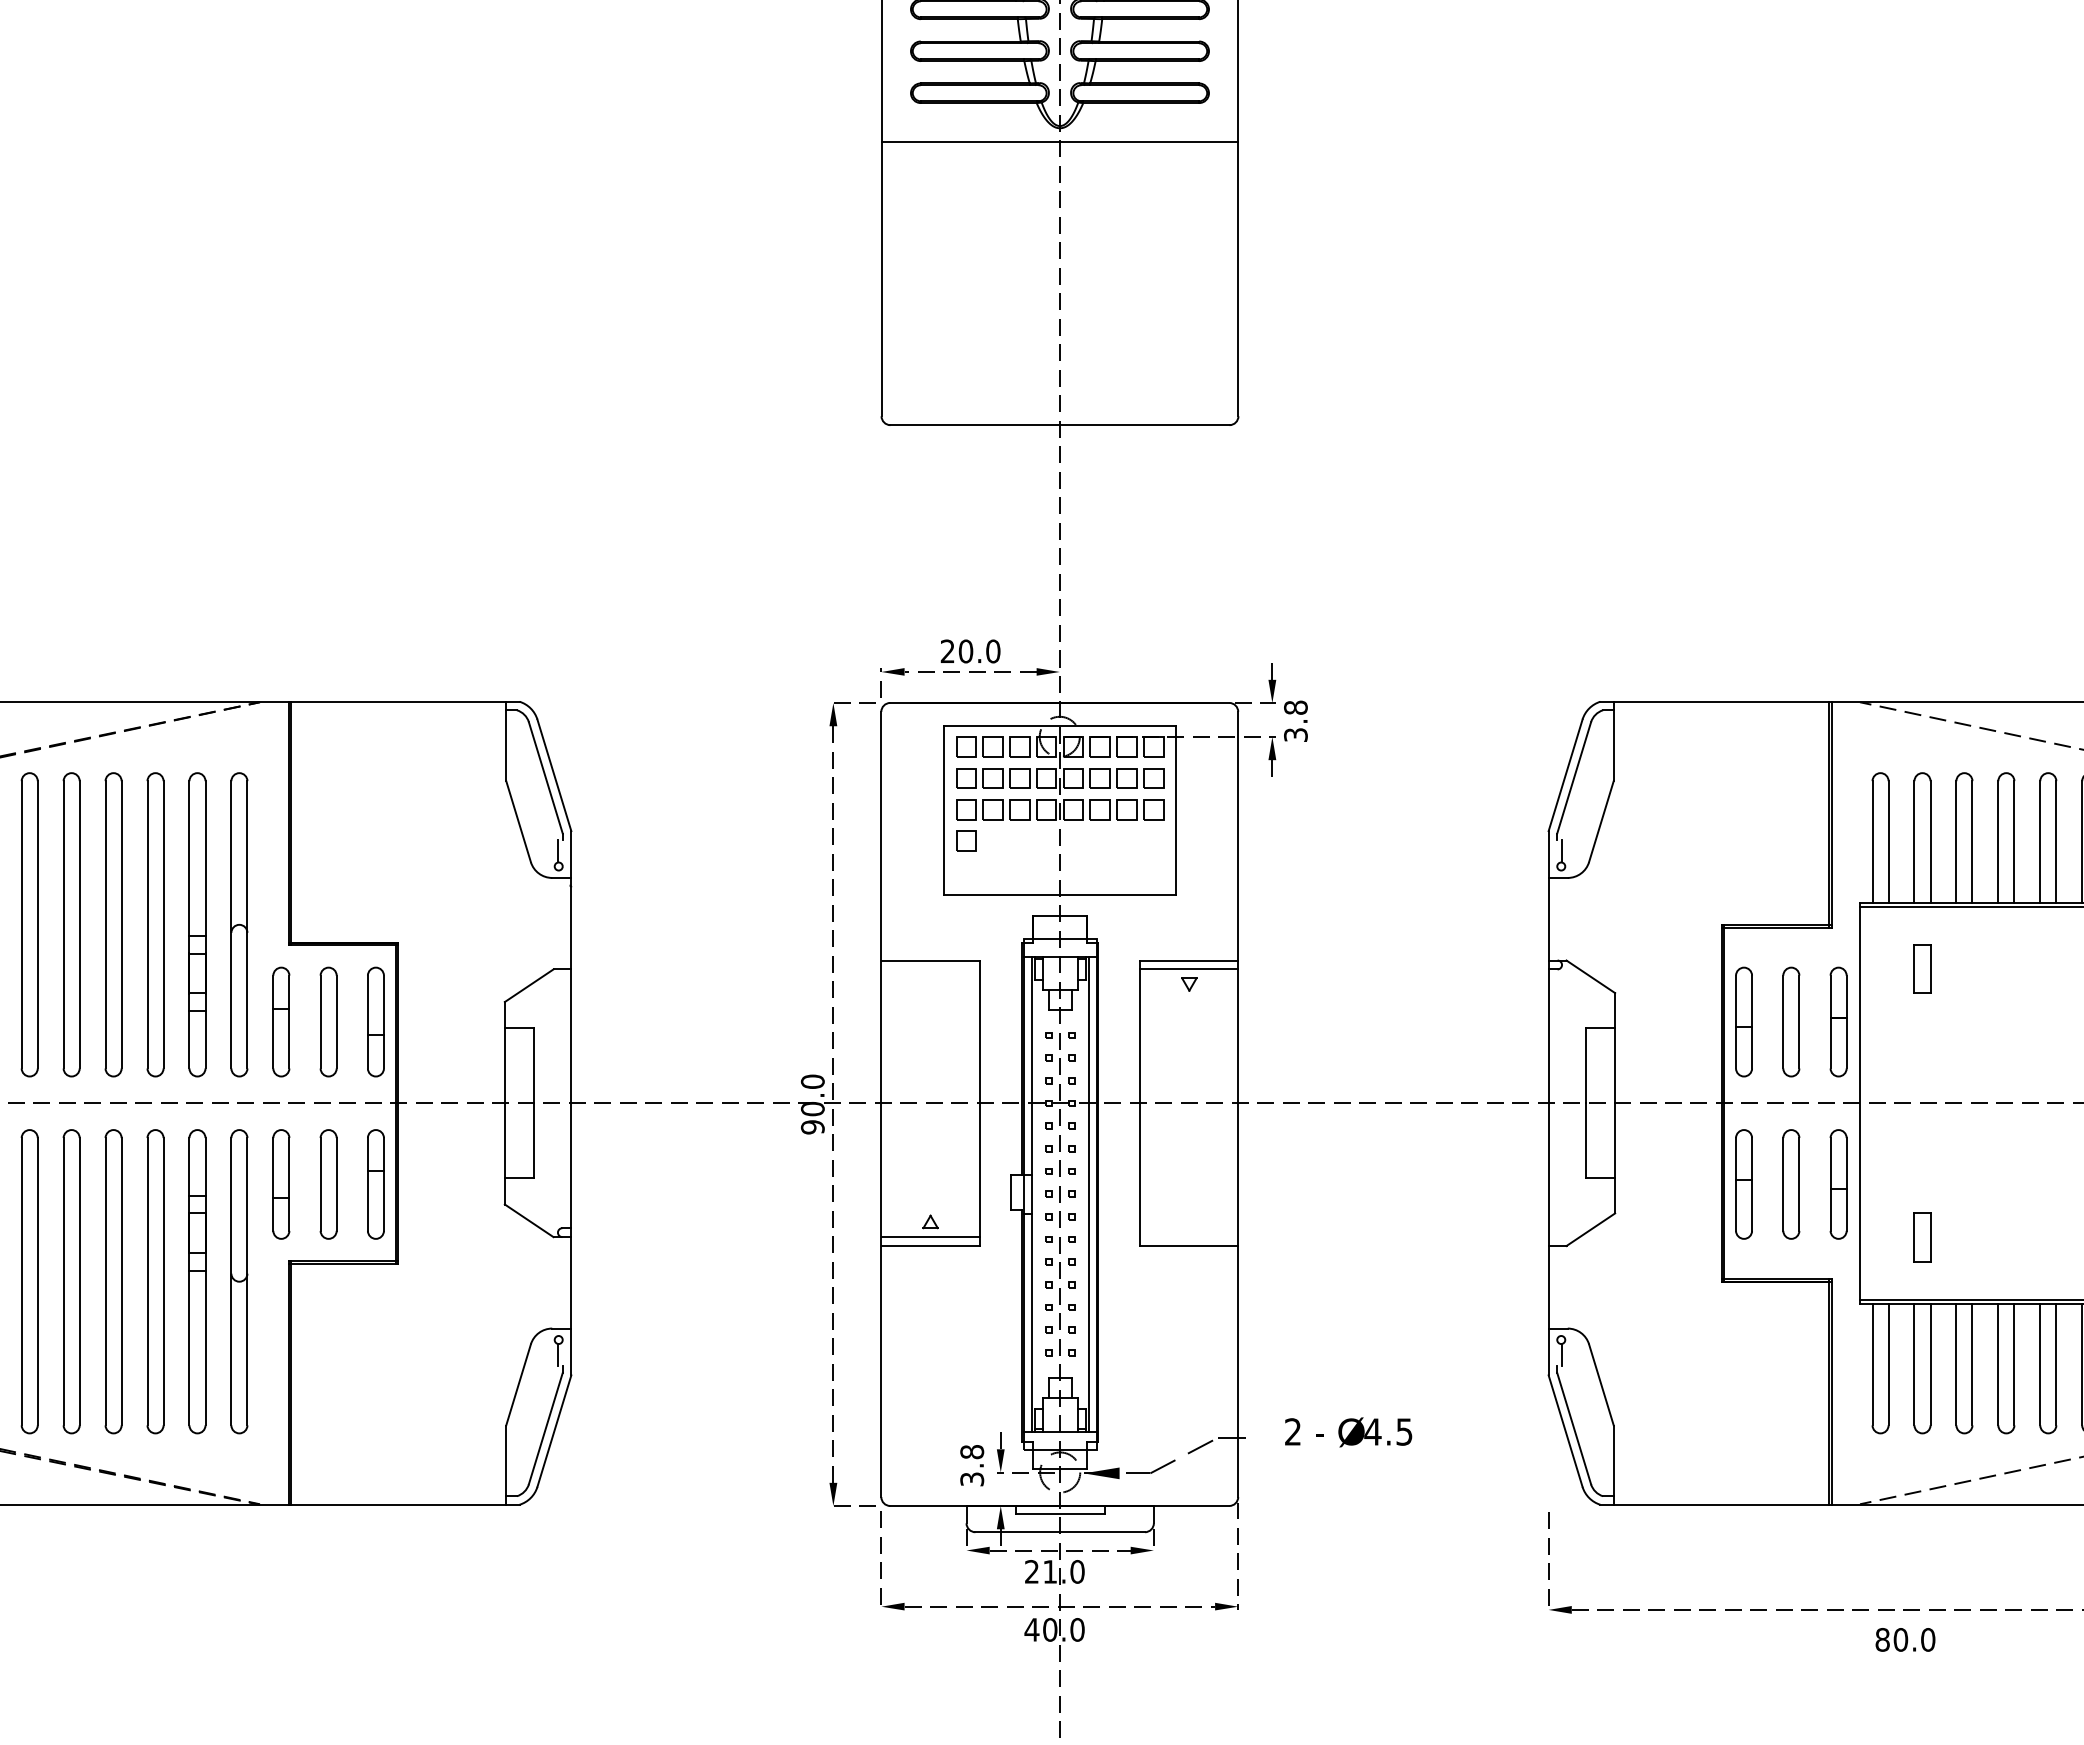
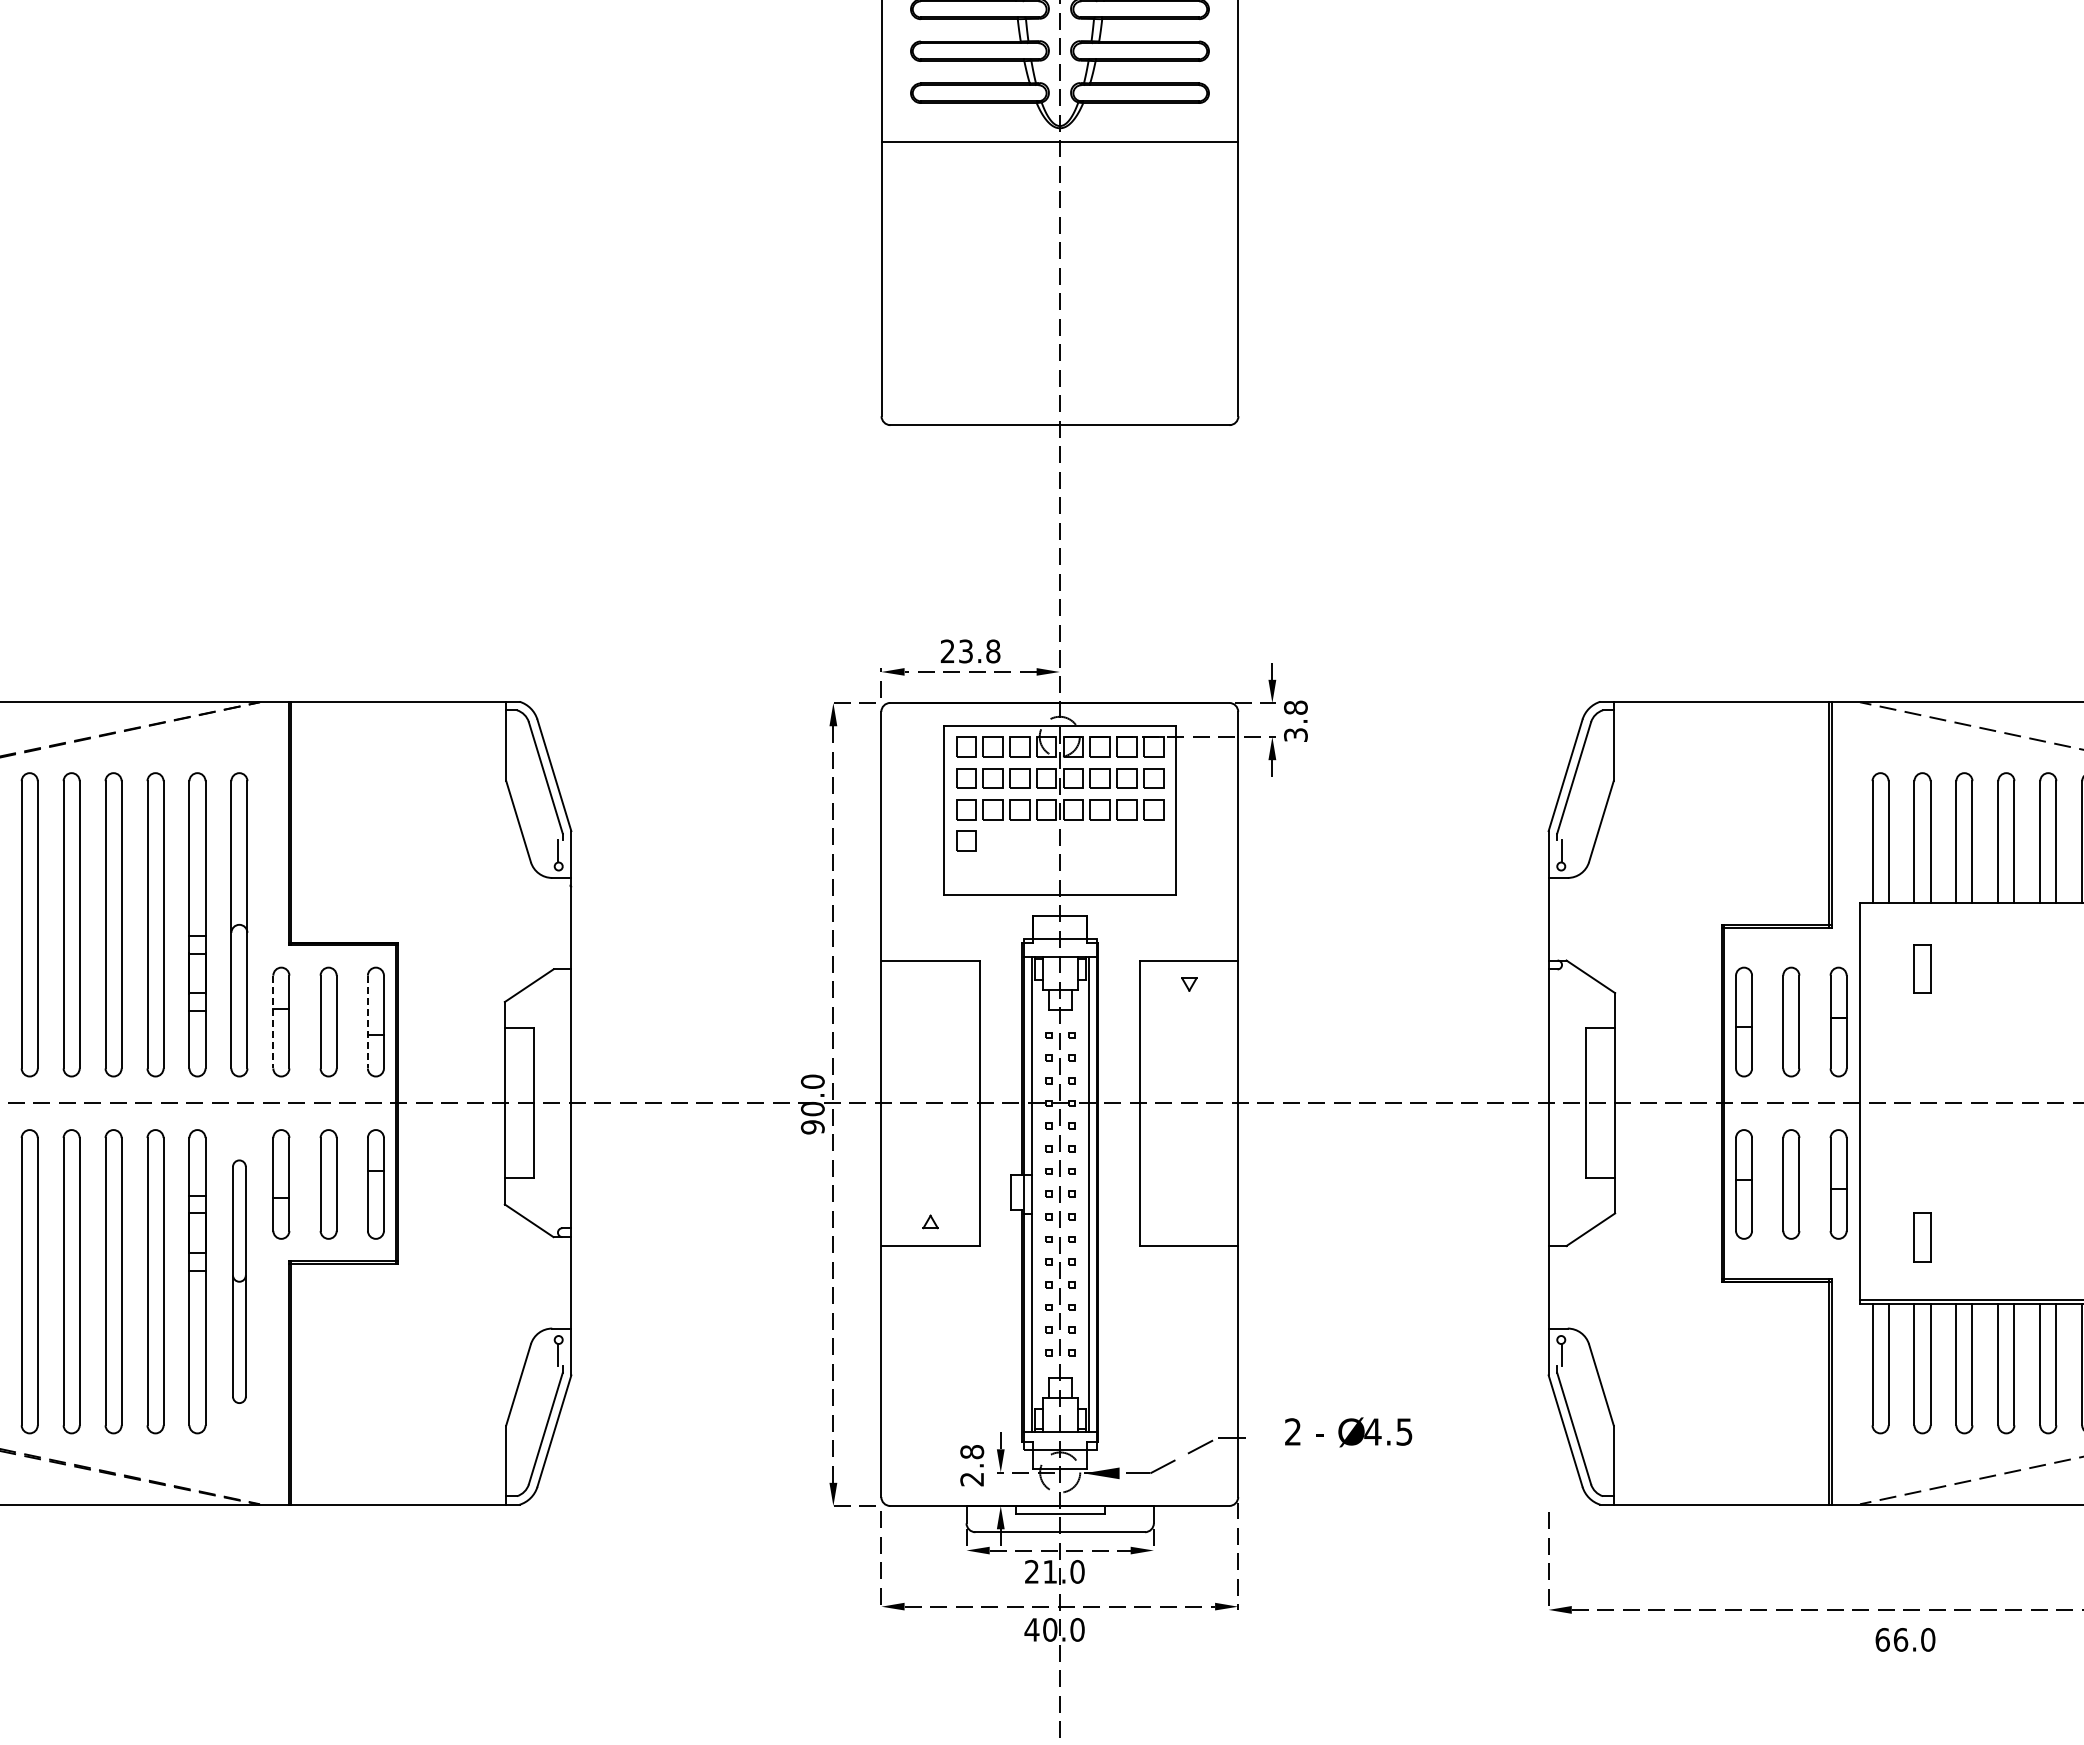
text: 20.0 -> 23.8 (979, 651)
line: present -> none (1969, 906)
line: present -> none (1189, 969)
line: solid -> dashed (273, 1022)
line: solid -> dashed (367, 1022)
line: present -> none (930, 1237)
part size: 19x306 px -> 15x245 px (239, 1281)
text: 3.8 -> 2.8 (972, 1479)
text: 80.0 -> 66.0 (1891, 1639)
